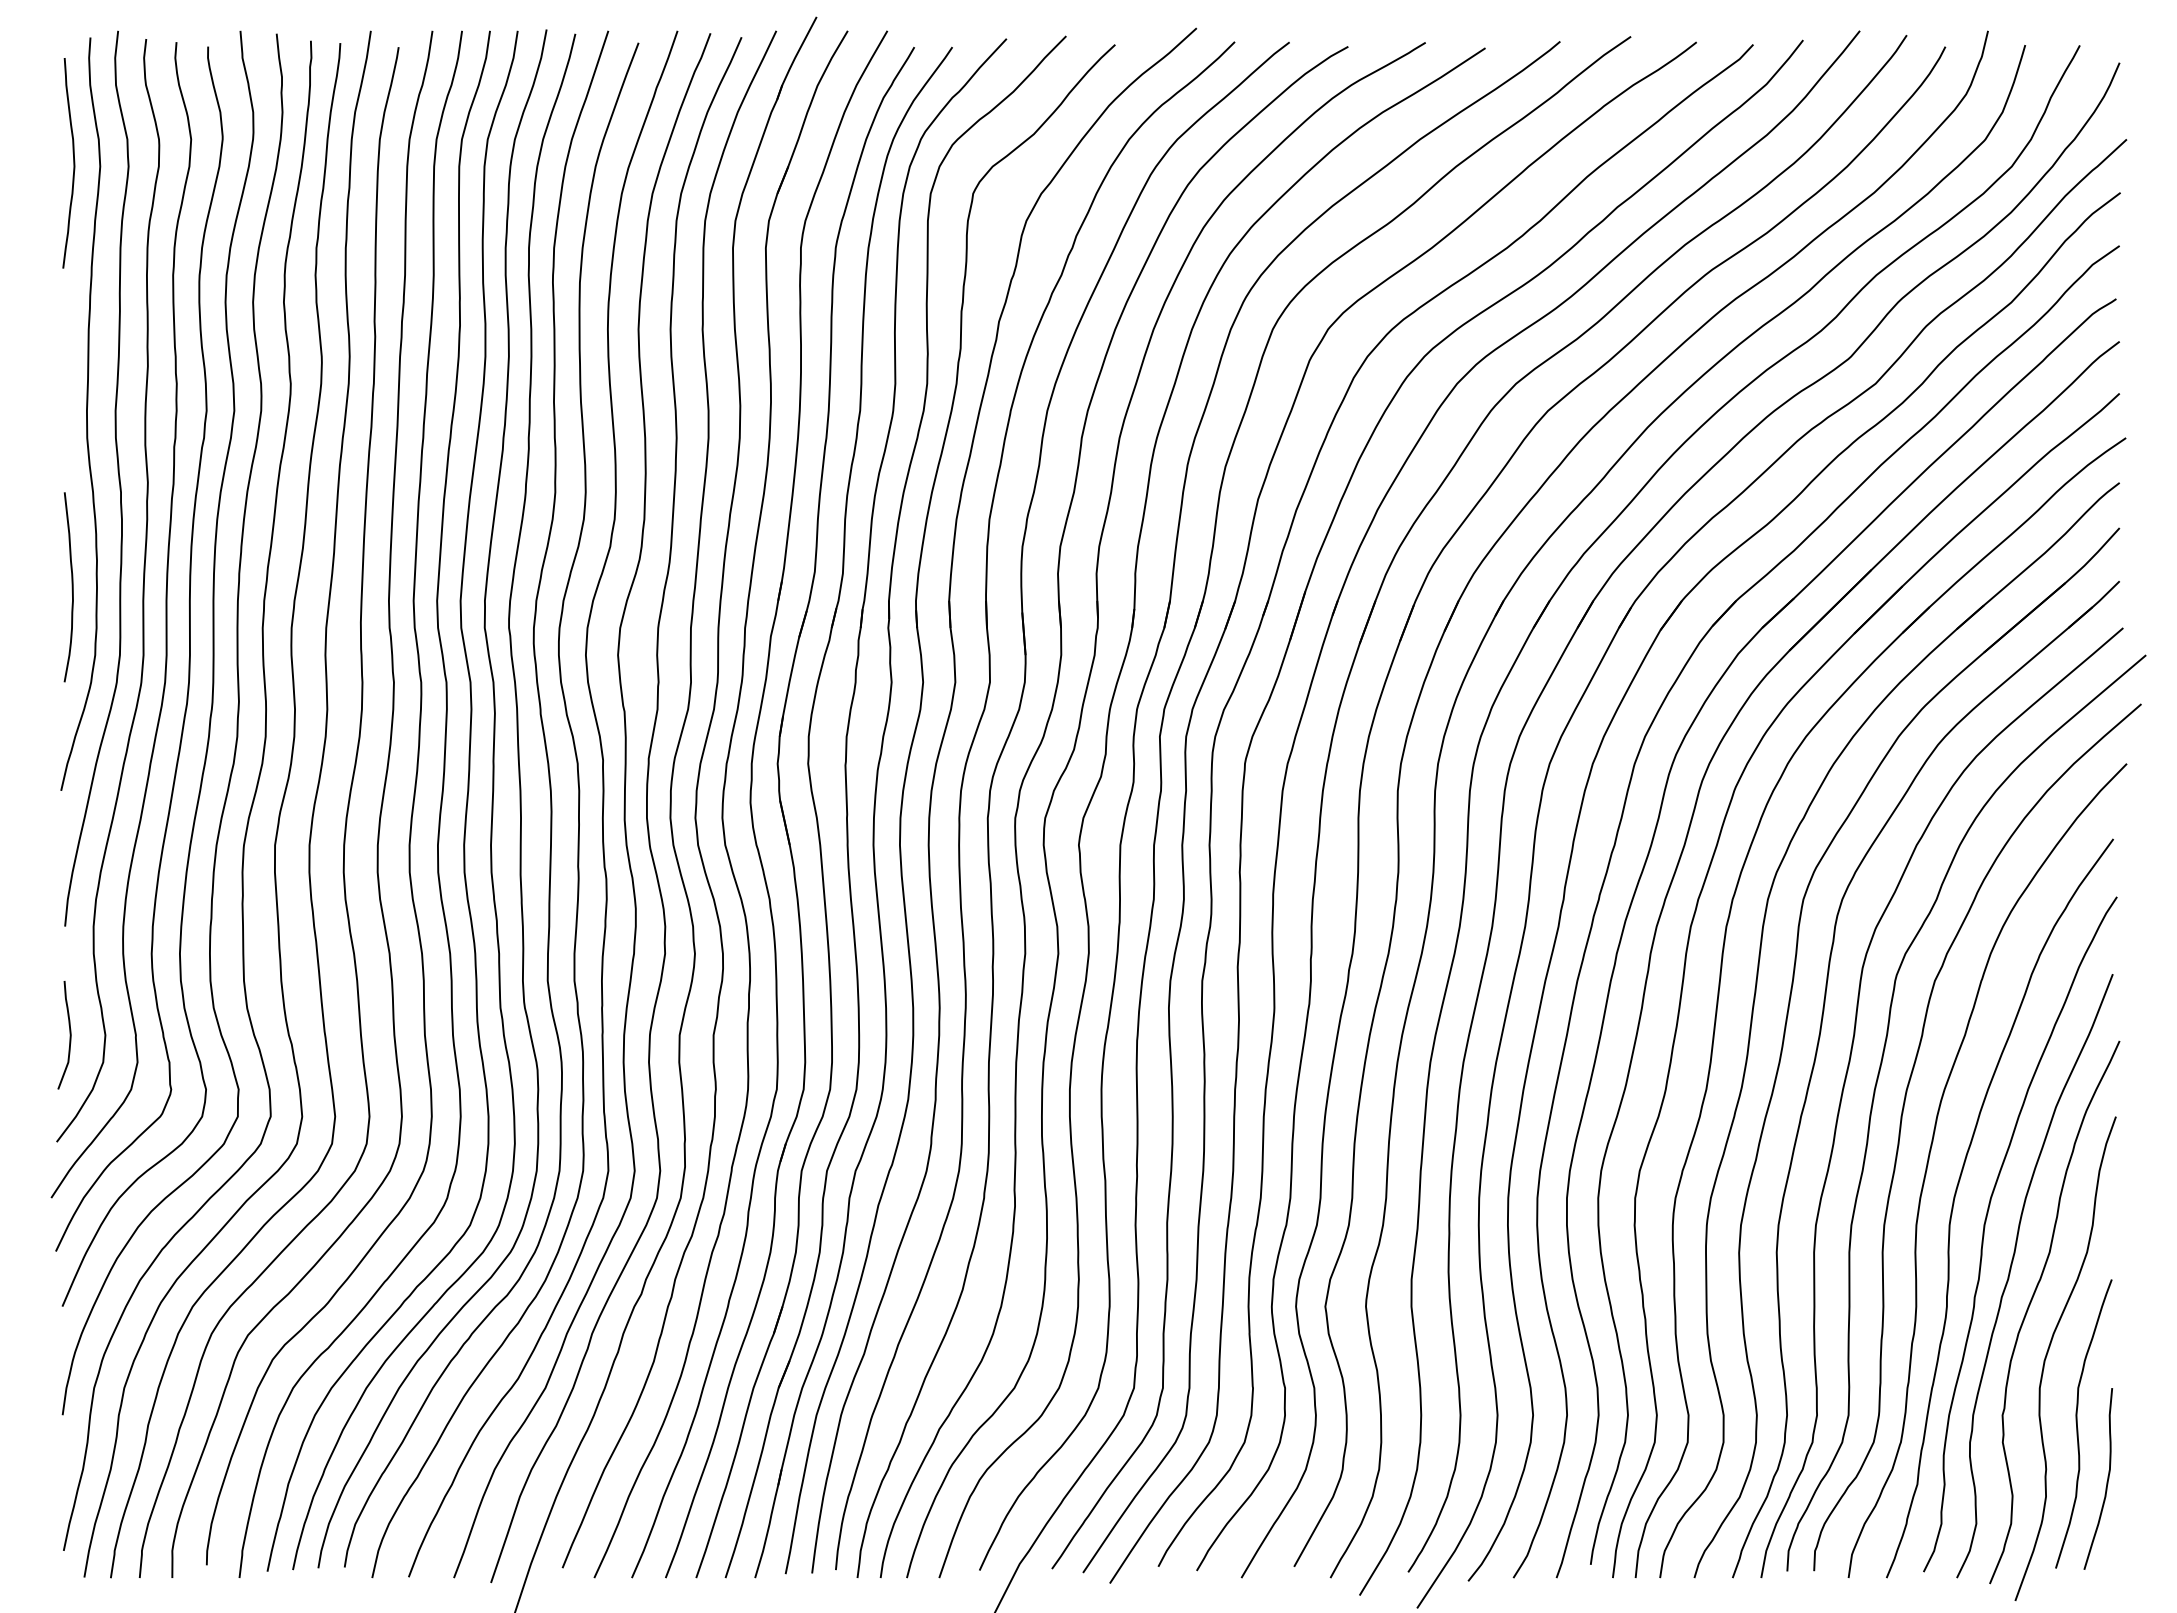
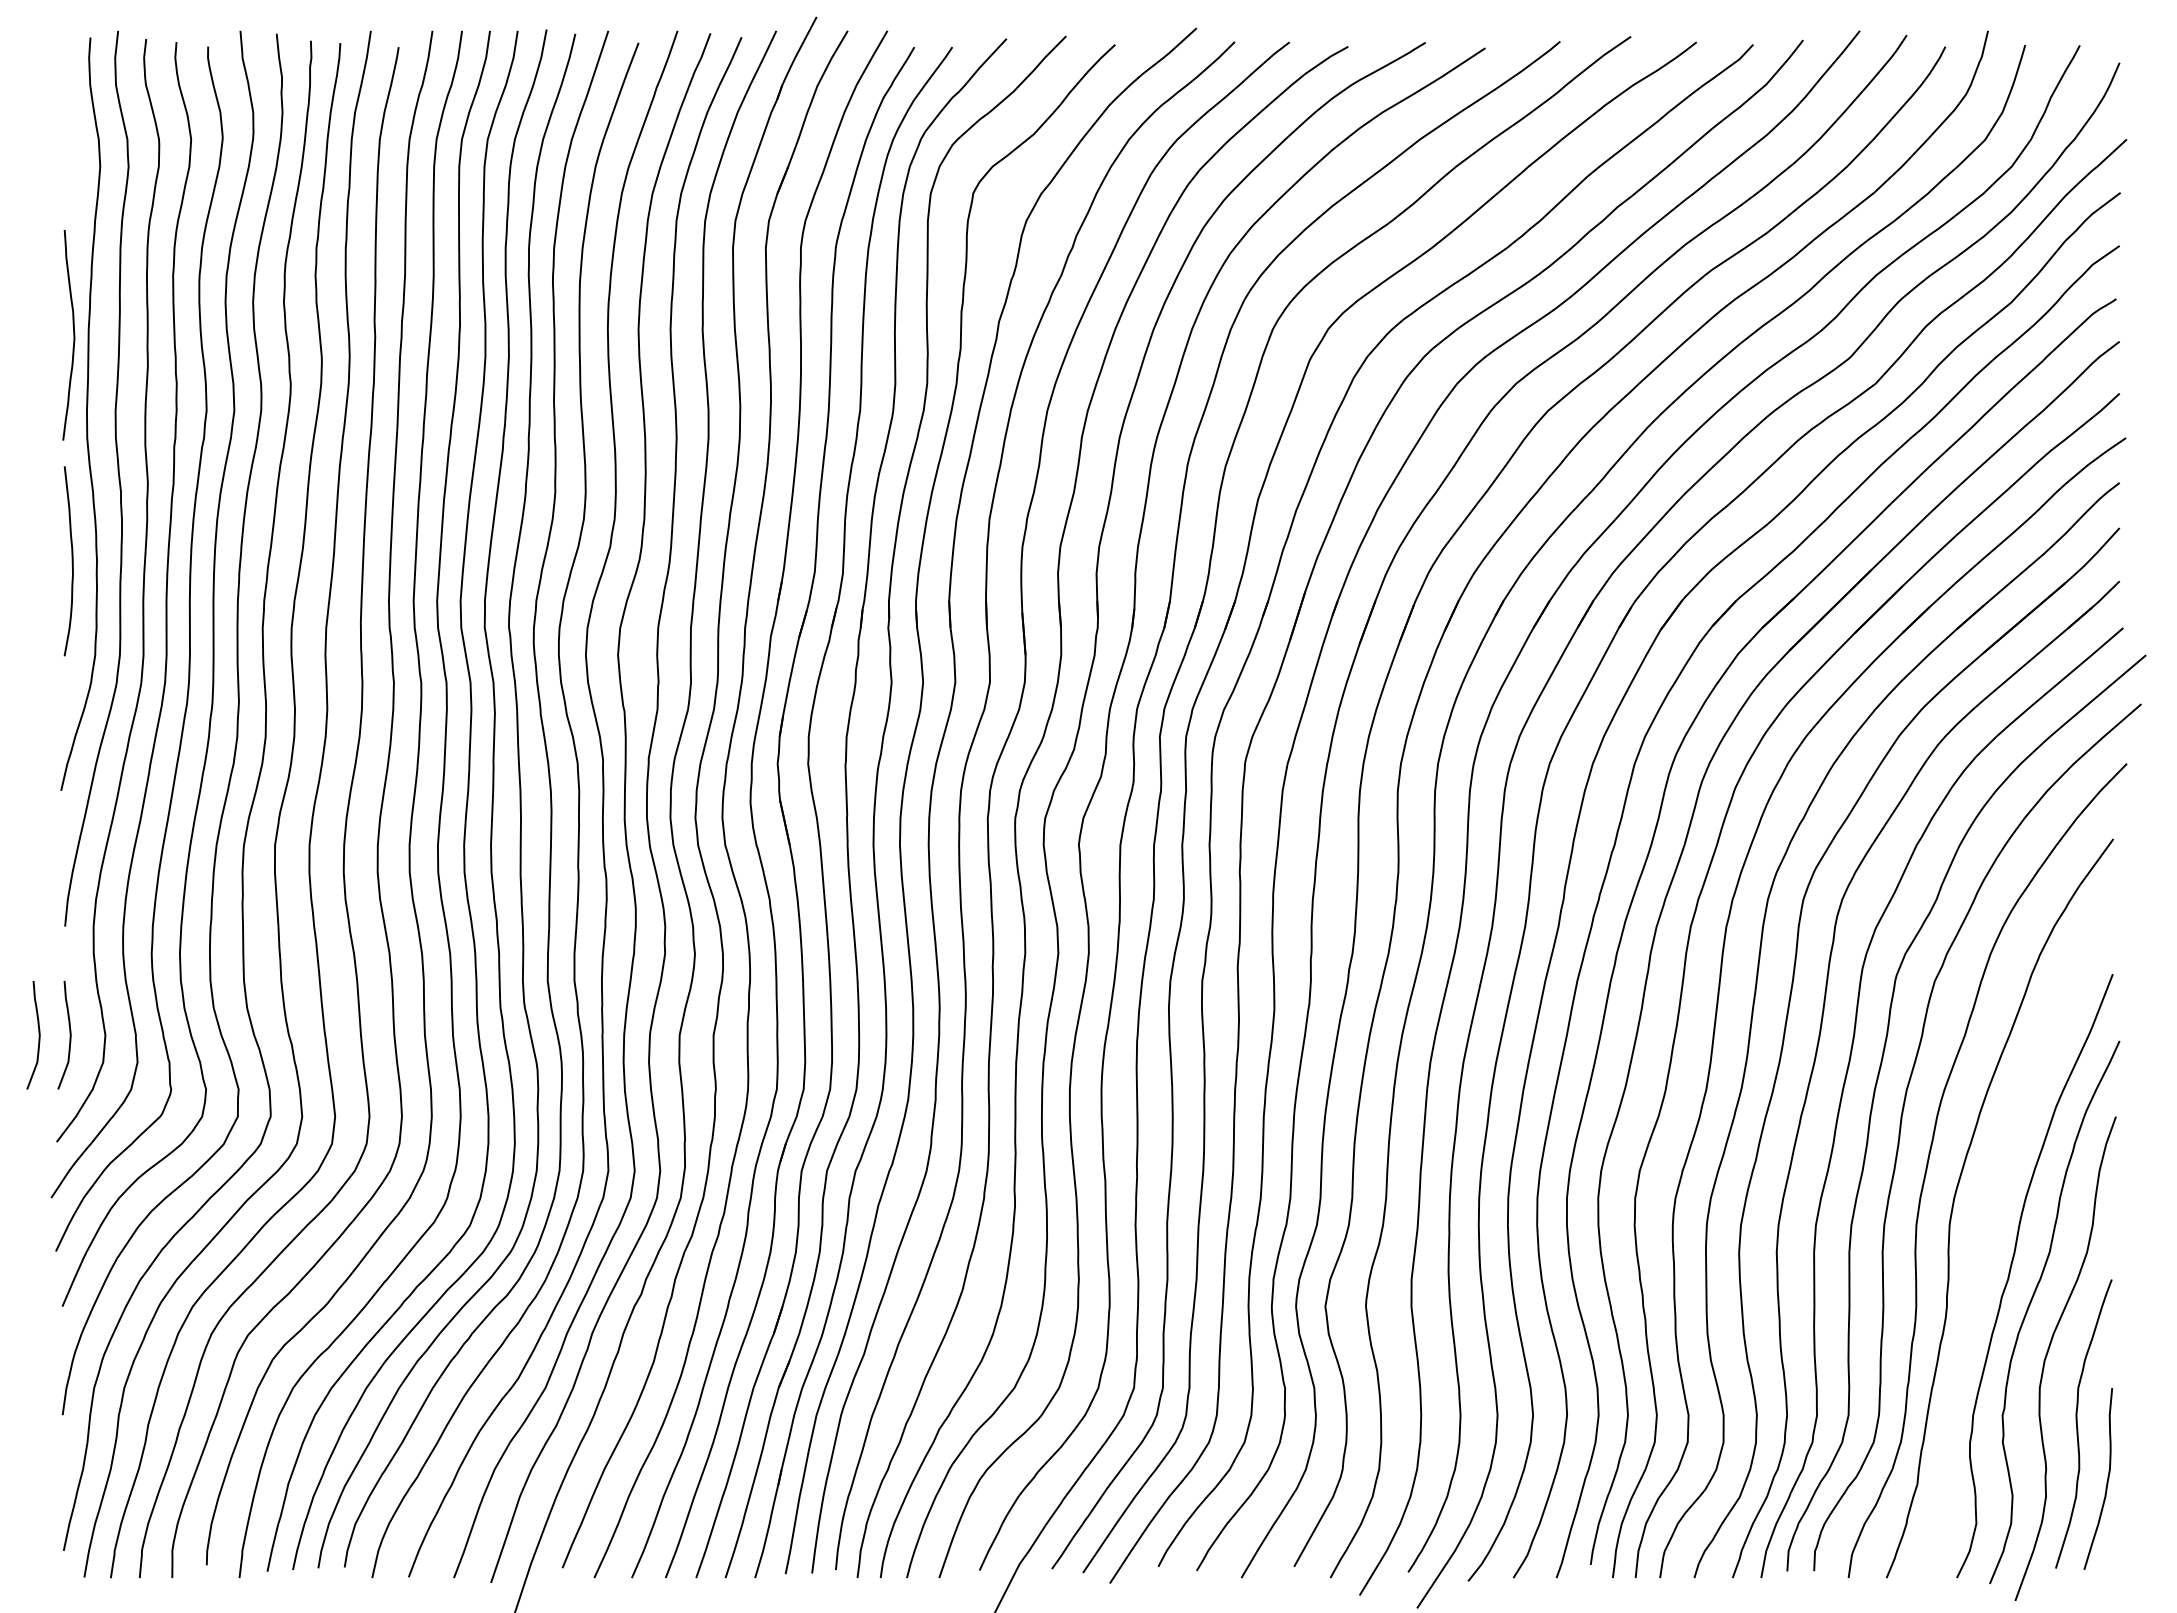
curve position: (73, 163) -> (73, 335) (73, 335)
curve position: (71, 587) -> (71, 561) (71, 561)
curve: none -> present (38, 1035)
curve: present -> none (1985, 1227)
